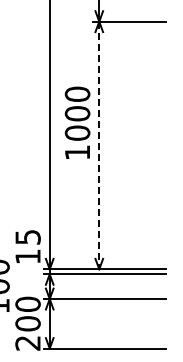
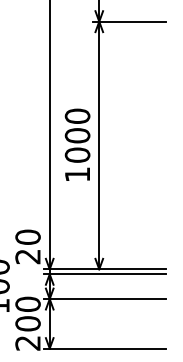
text position: (77, 122) -> (77, 144) (77, 144)
line: dashed -> solid (99, 145)
text: 15 -> 20 (27, 246)
